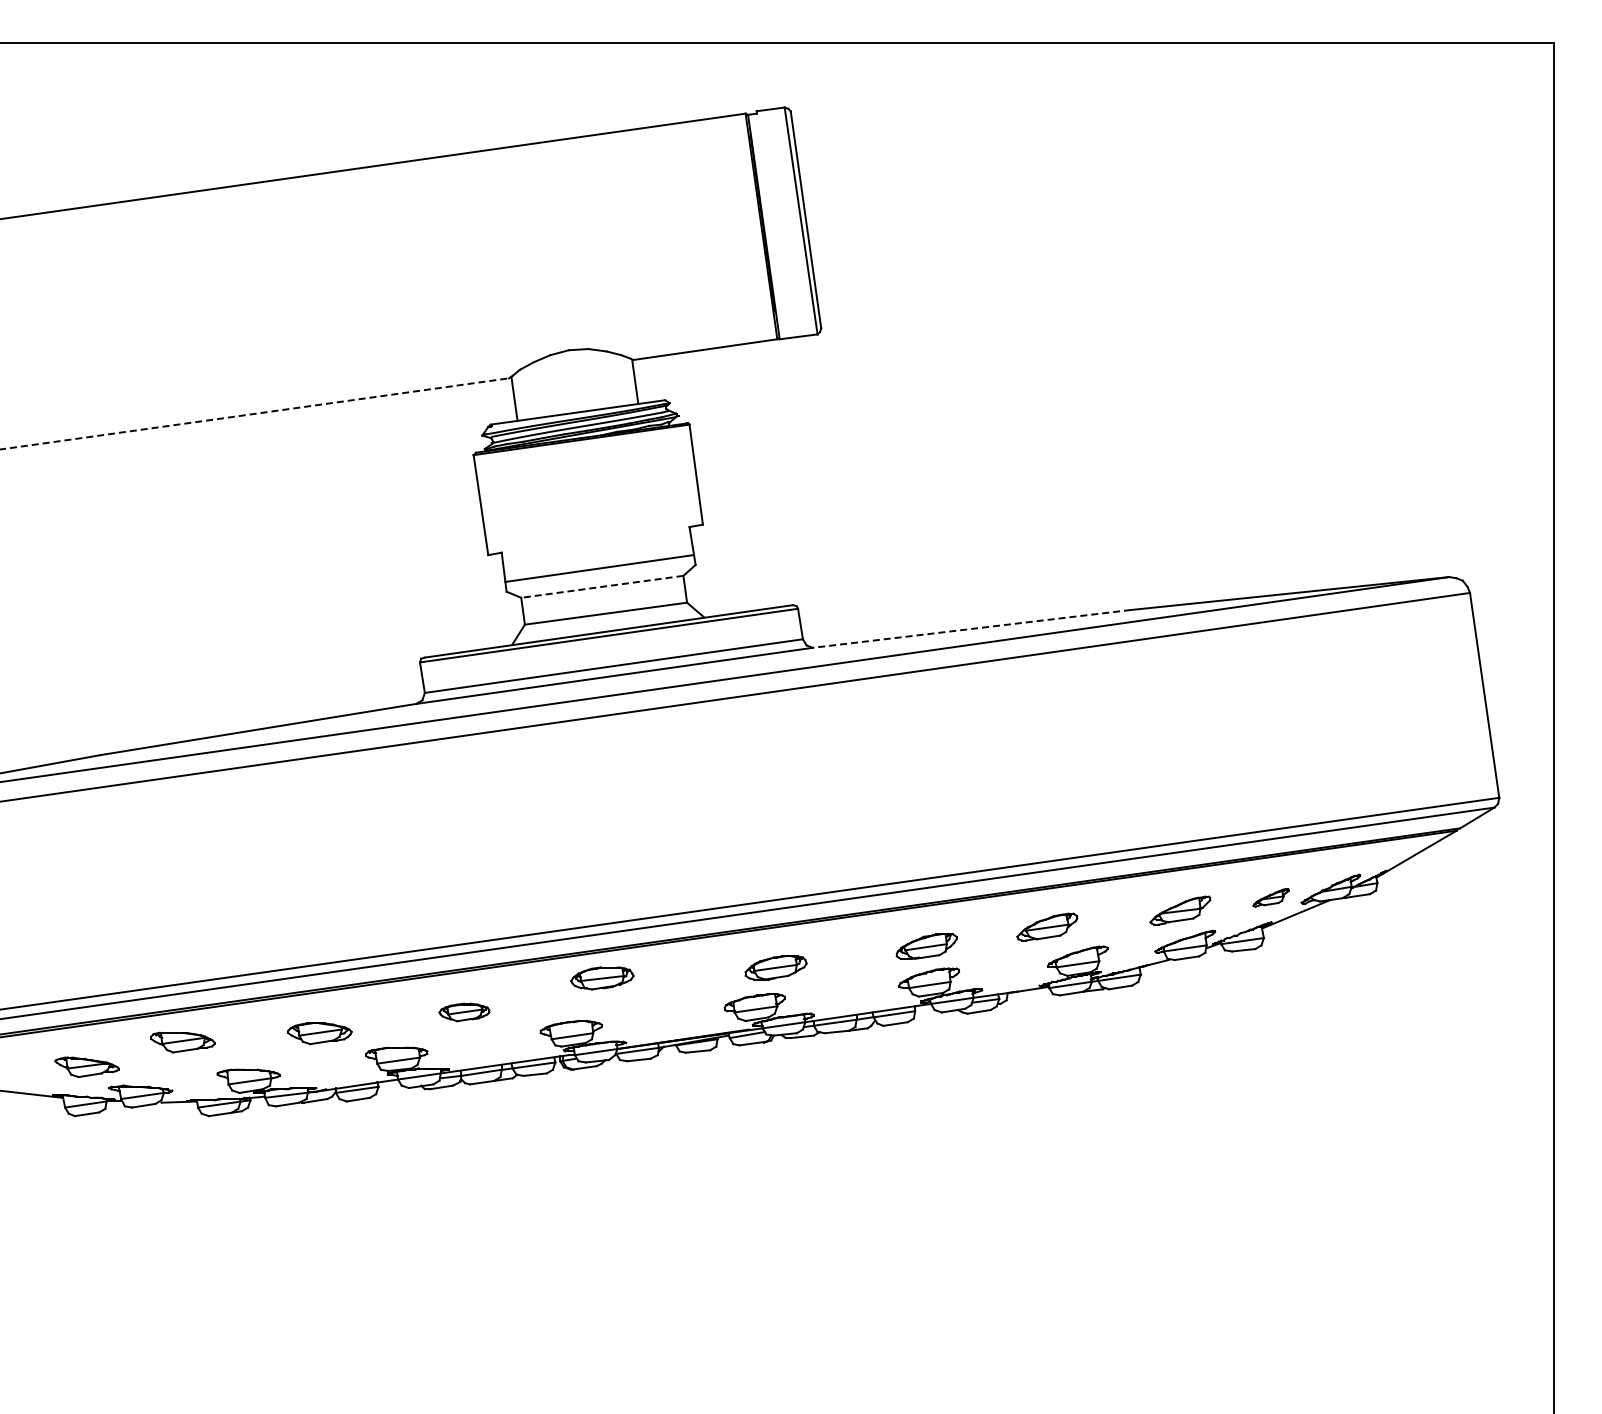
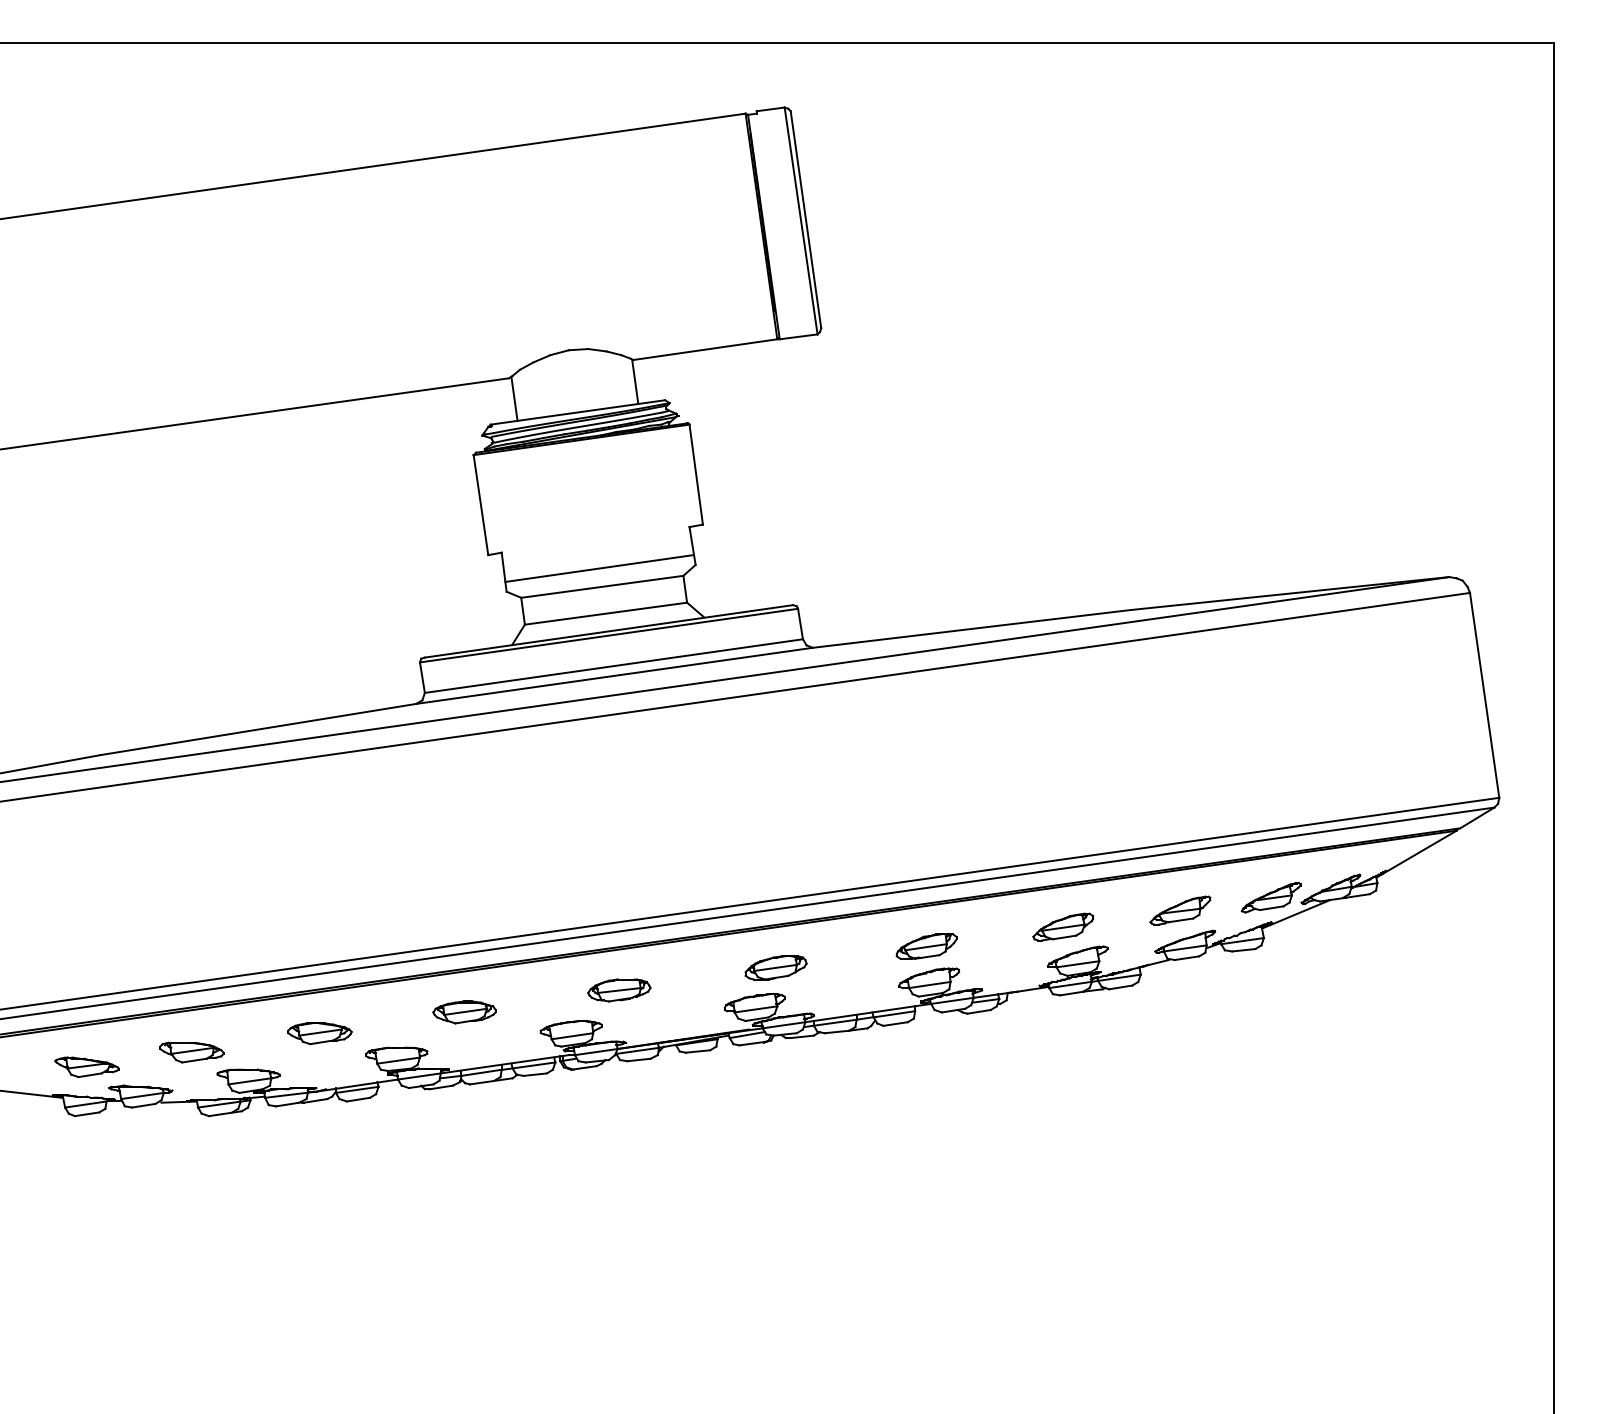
line: dashed -> solid (254, 413)
line: dashed -> solid (602, 586)
line: dashed -> solid (971, 628)
part size: 38x20 px -> 62x32 px (1270, 897)
part position: (1047, 926) -> (1063, 926) (1063, 926)
part position: (602, 978) -> (619, 990) (619, 990)
part size: 53x21 px -> 65x25 px (464, 1012)
part position: (182, 1042) -> (191, 1052) (191, 1052)
